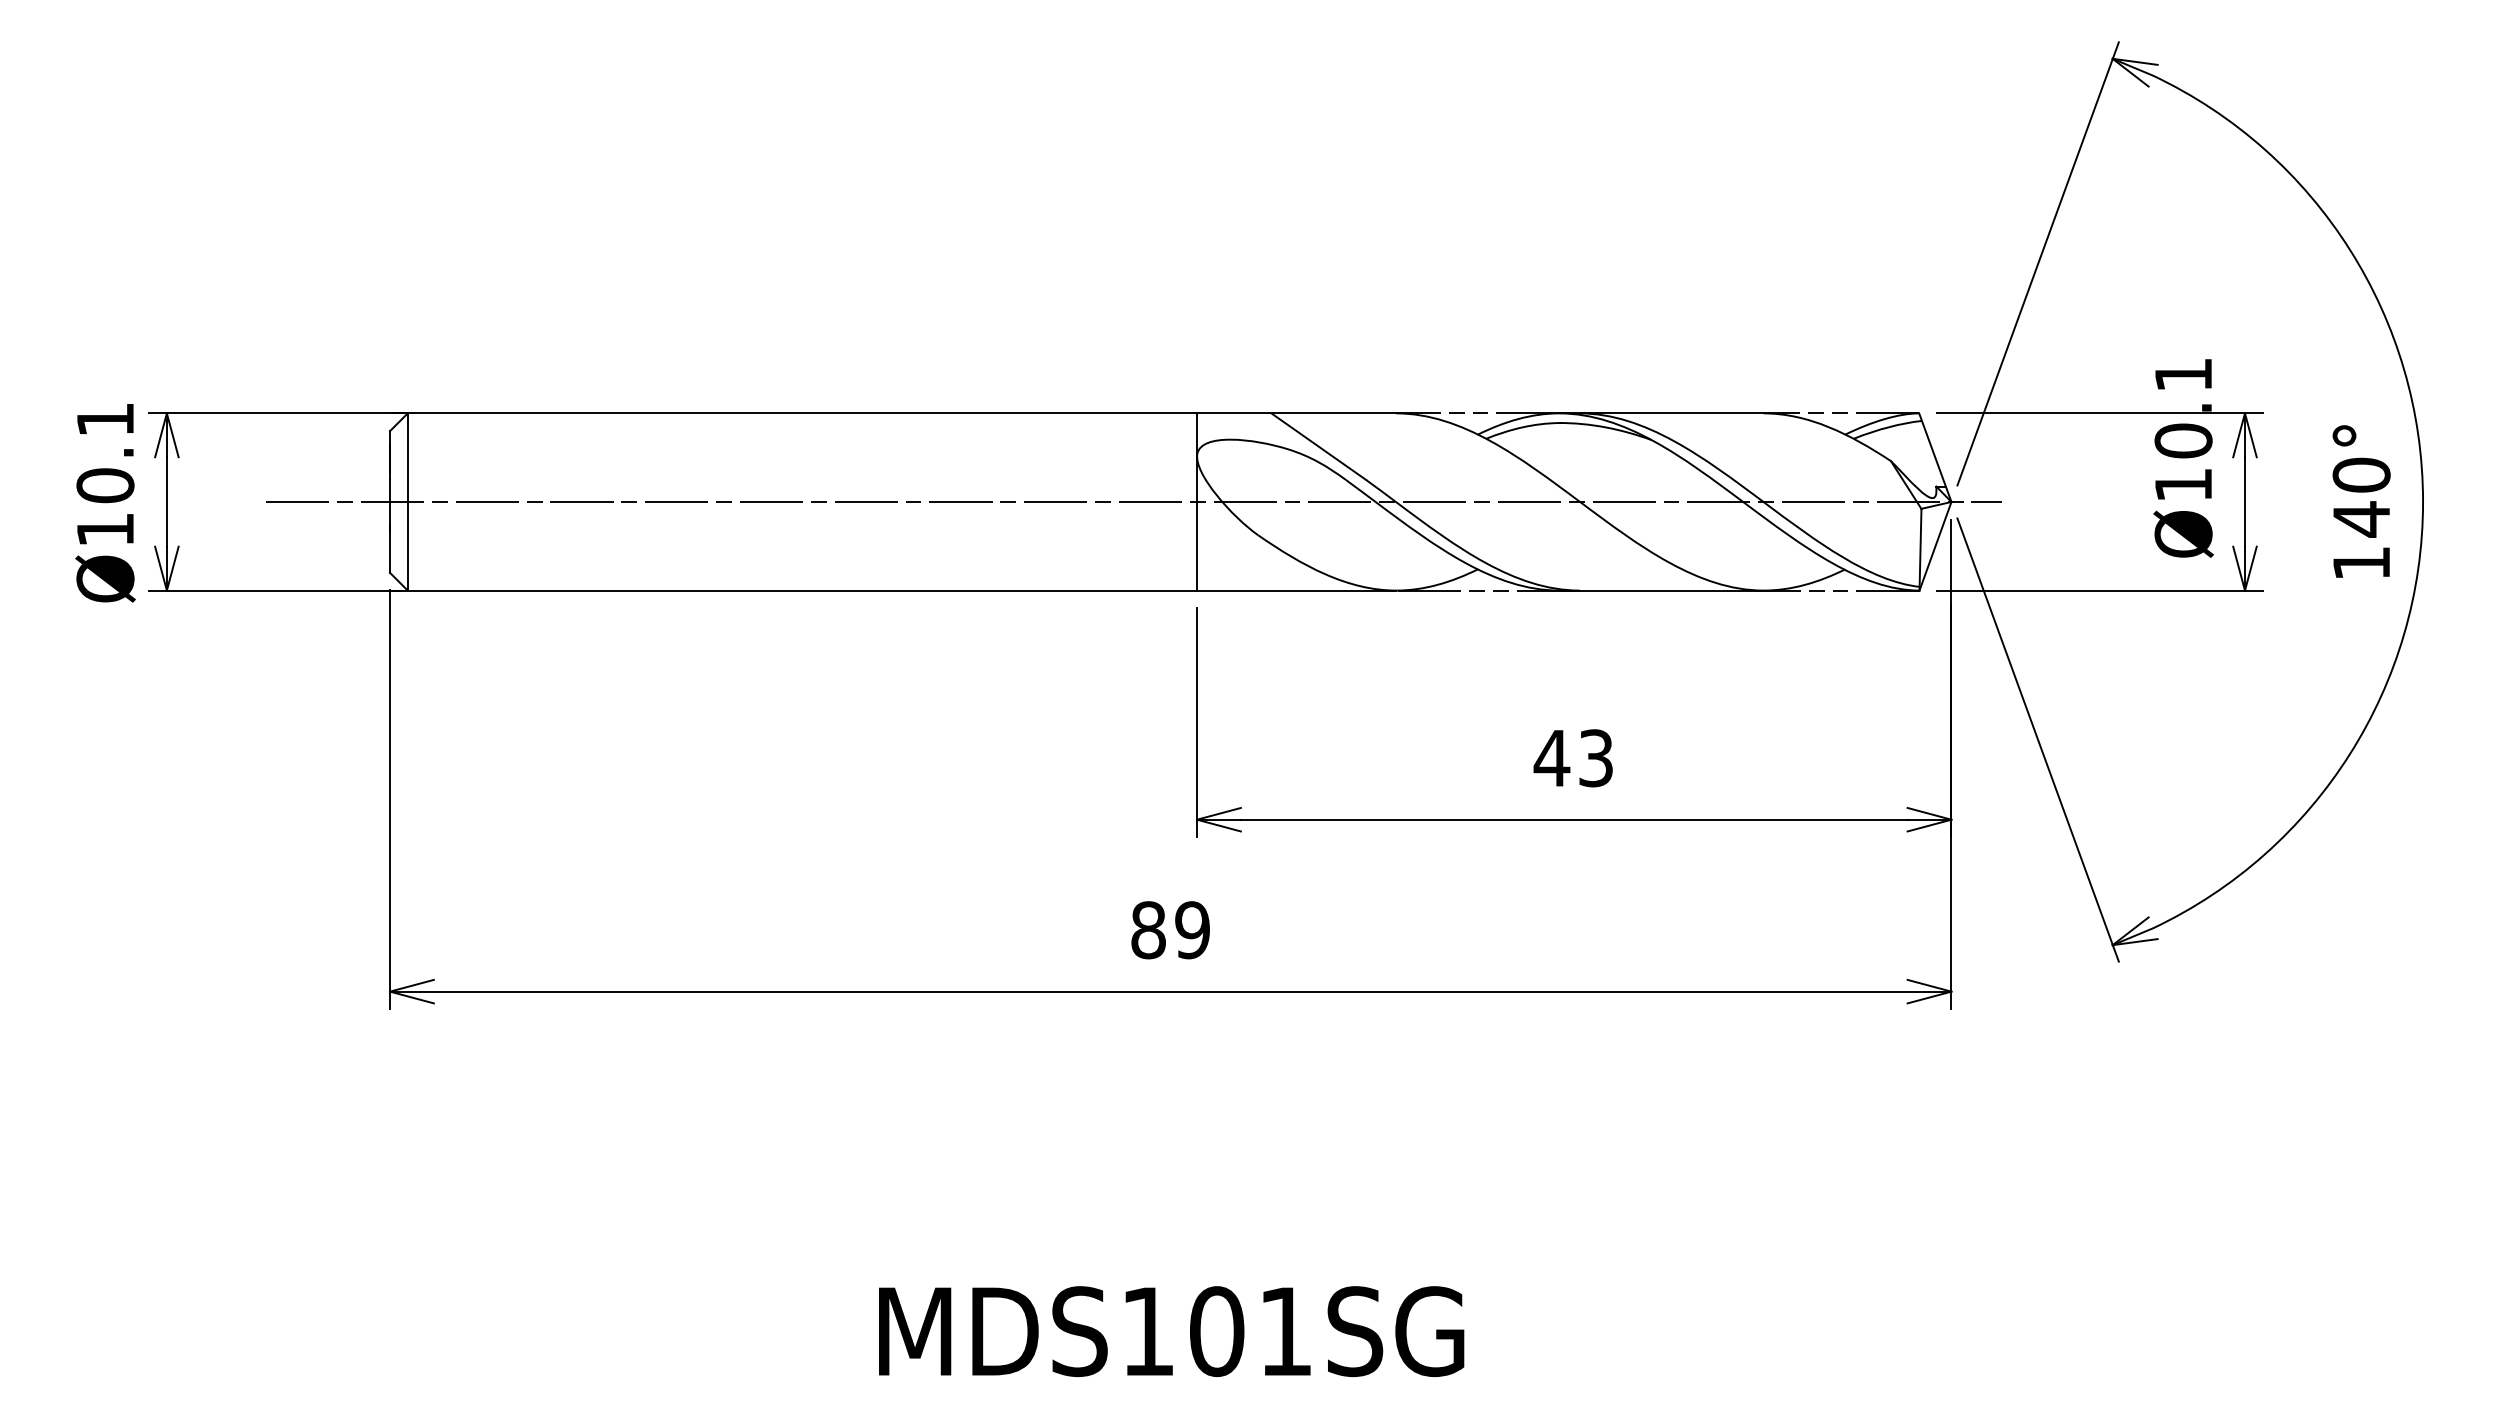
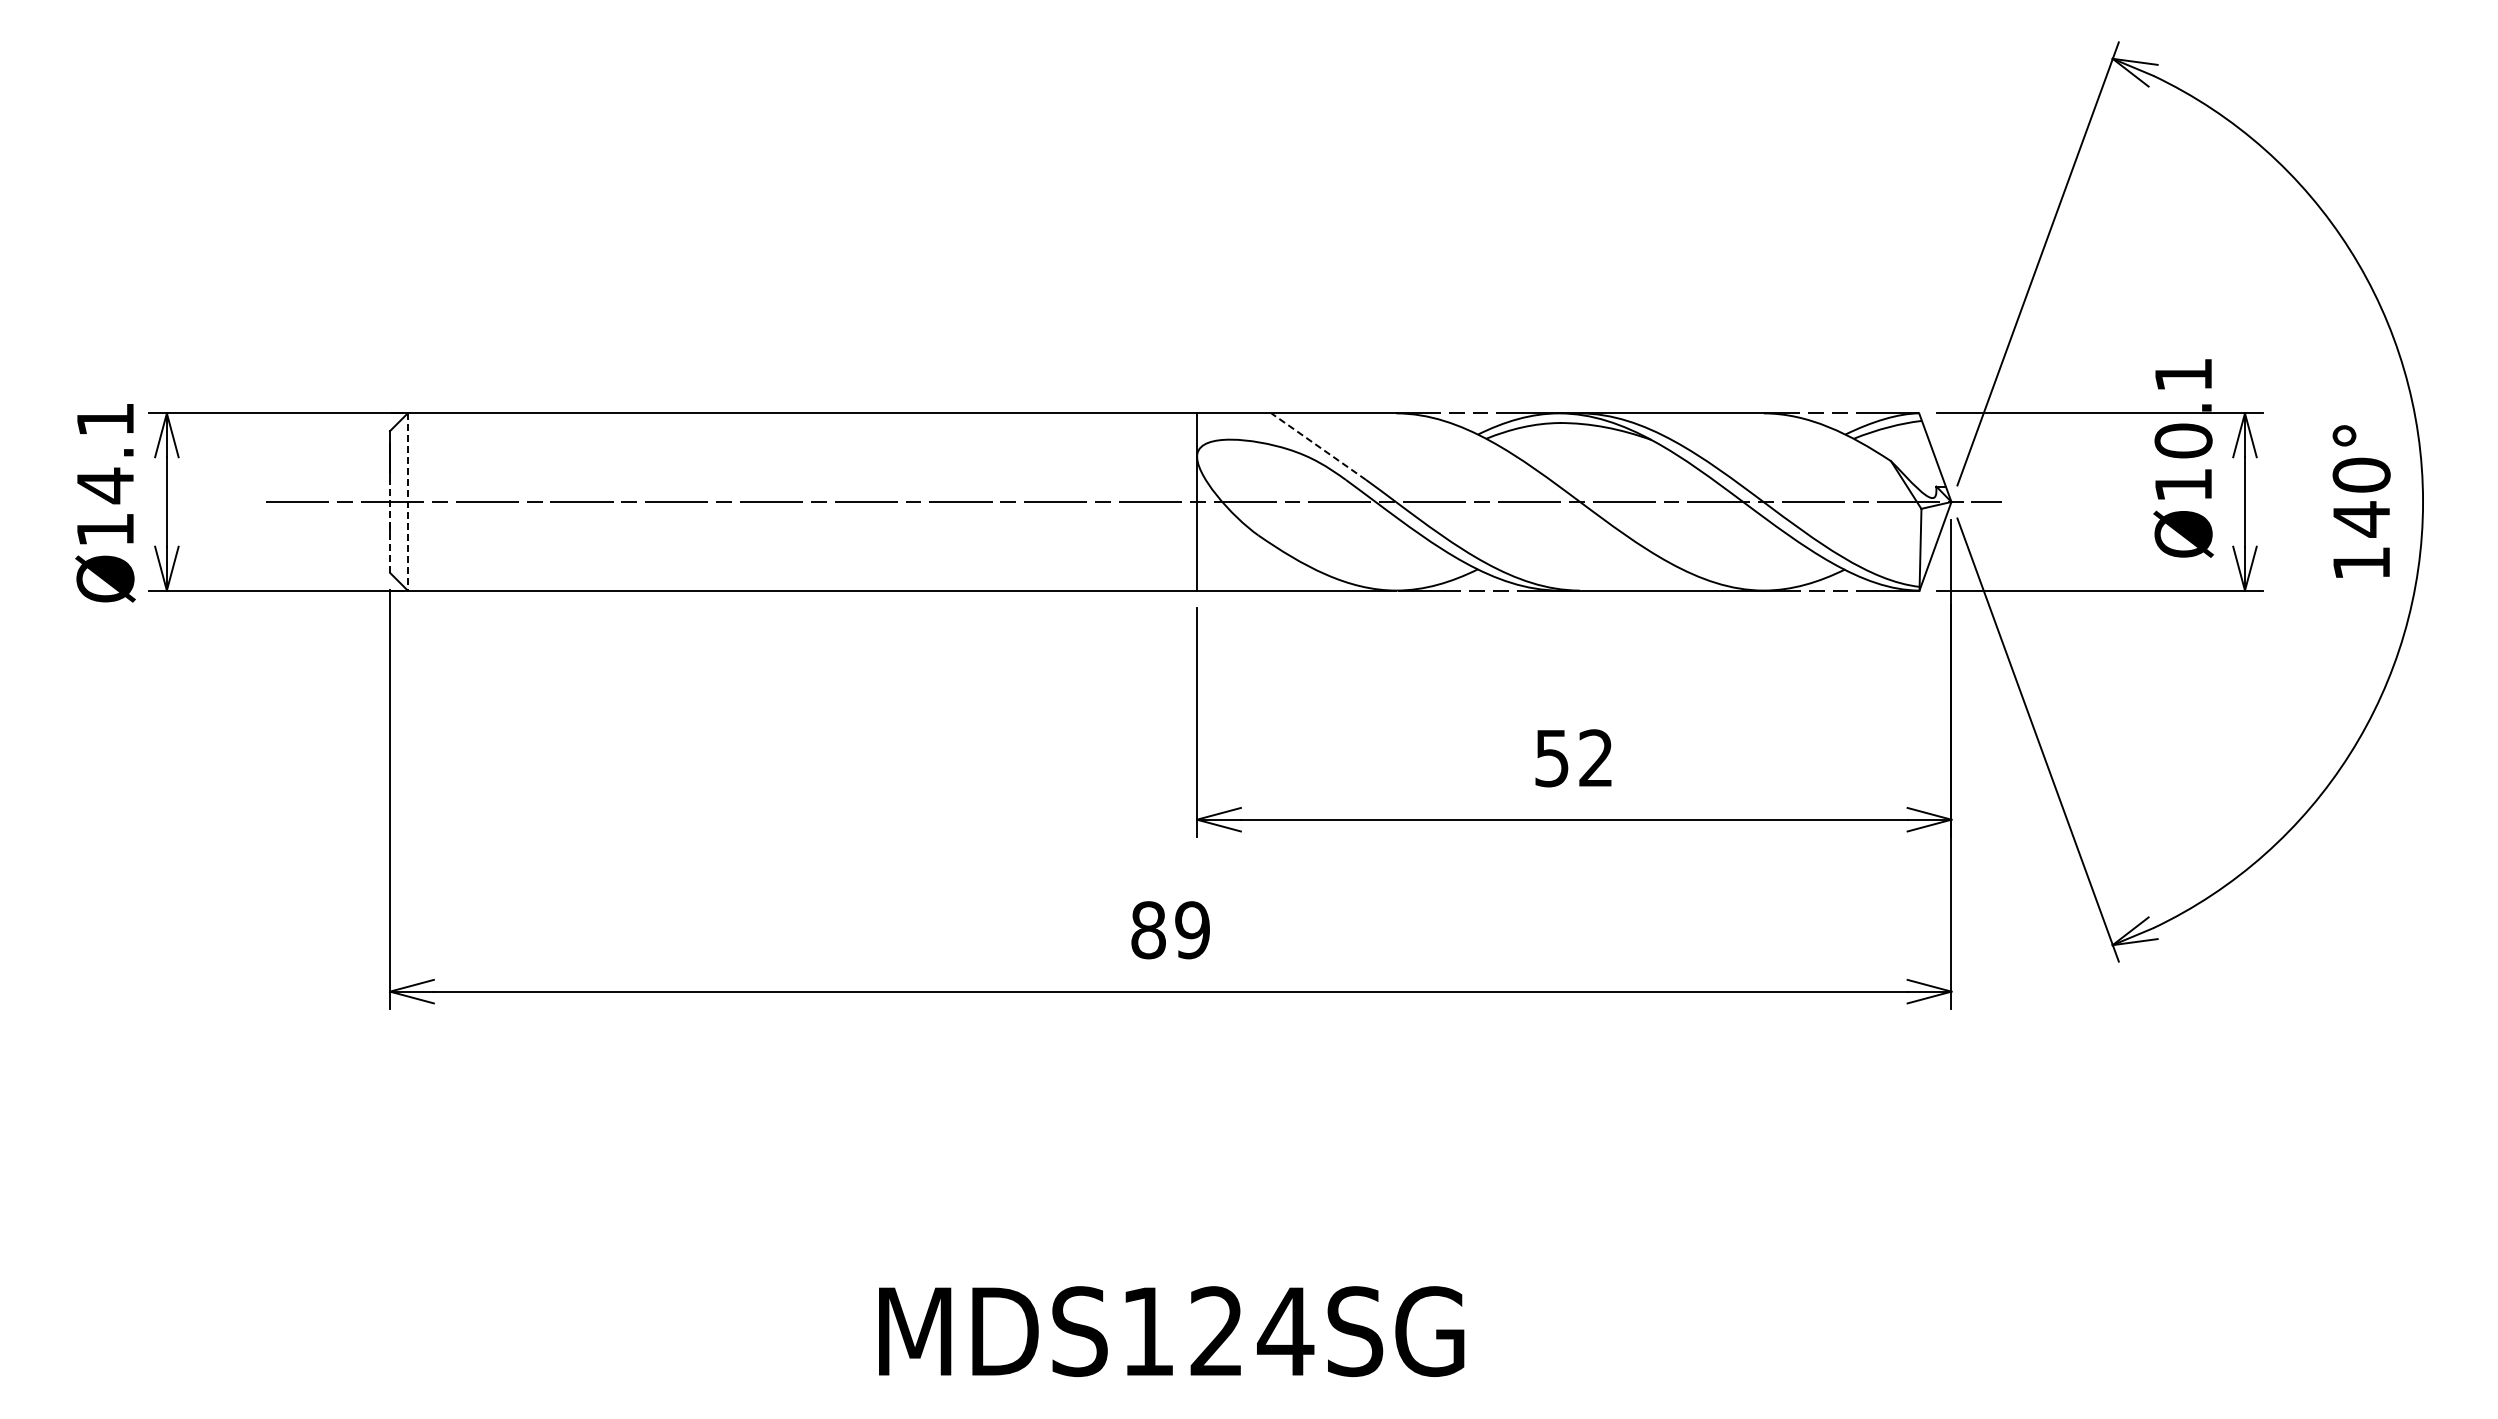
line: solid -> dashed (1318, 446)
text: Ø10.1 -> Ø14.1 (105, 485)
line: solid -> dashed (407, 501)
line: solid -> dashed (390, 526)
text: 43 -> 52 (1572, 758)
text: MDS101SG -> MDS124SG (1252, 1331)
